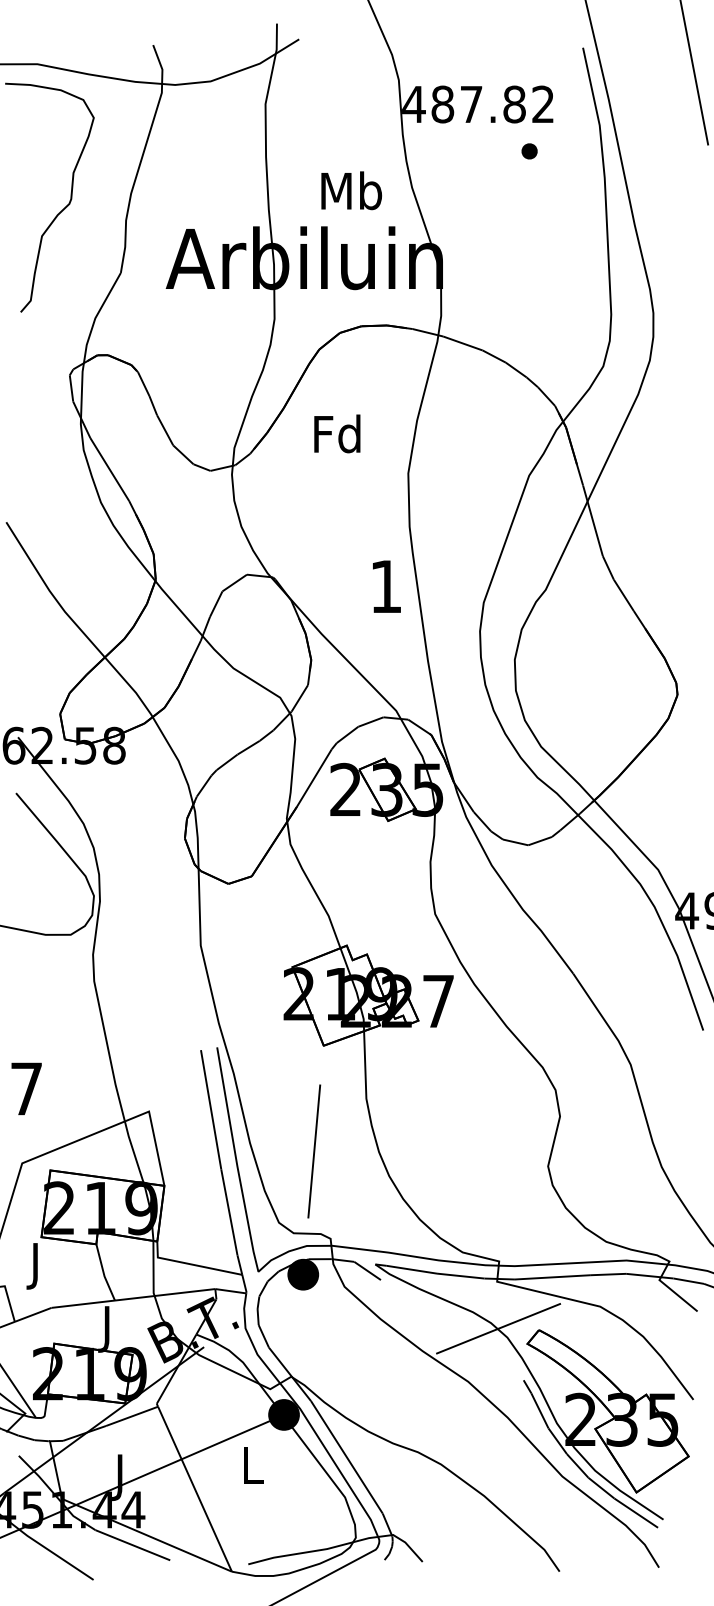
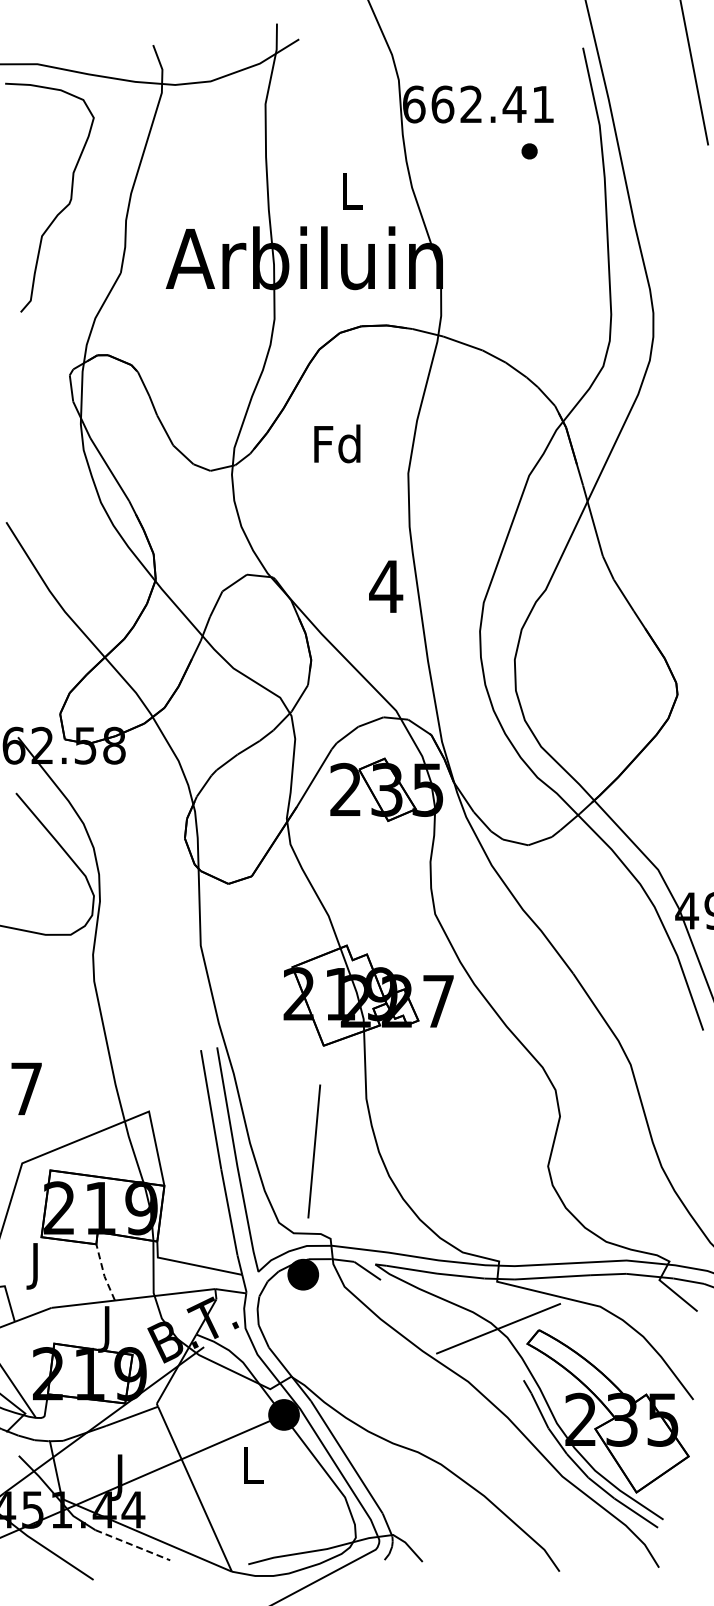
text: 487.82 -> 662.41 (477, 104)
text: Mb -> L (351, 190)
text position: (337, 433) -> (337, 443) (337, 443)
text: 1 -> 4 (386, 586)
line: solid -> dashed (103, 1273)
line: solid -> dashed (133, 1545)
